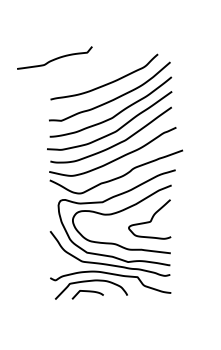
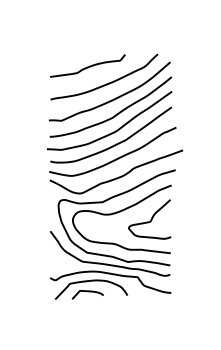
curve position: (54, 58) -> (87, 66) (87, 66)
